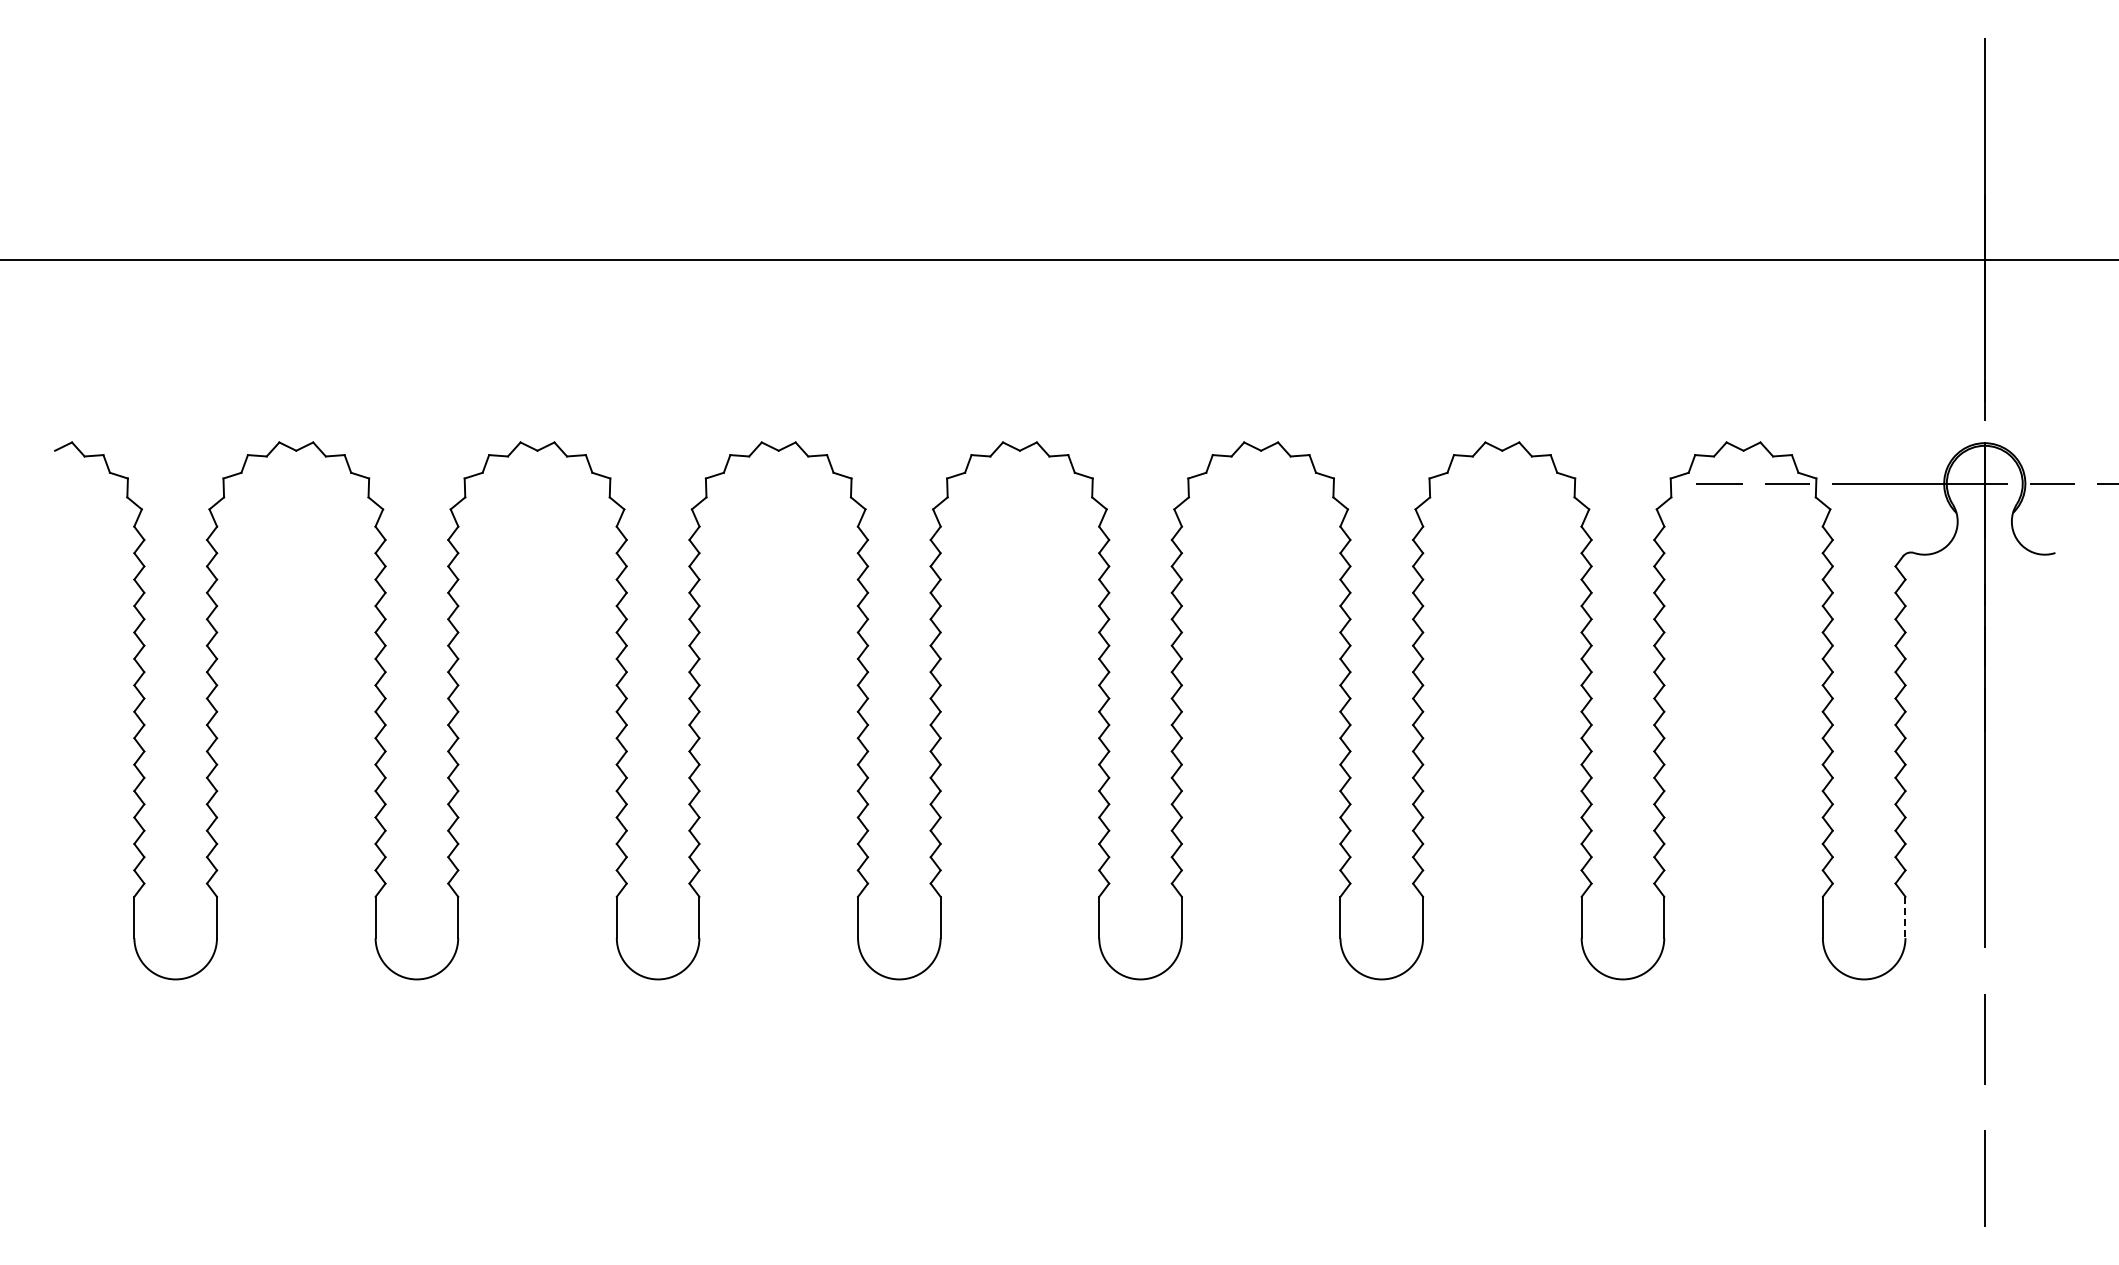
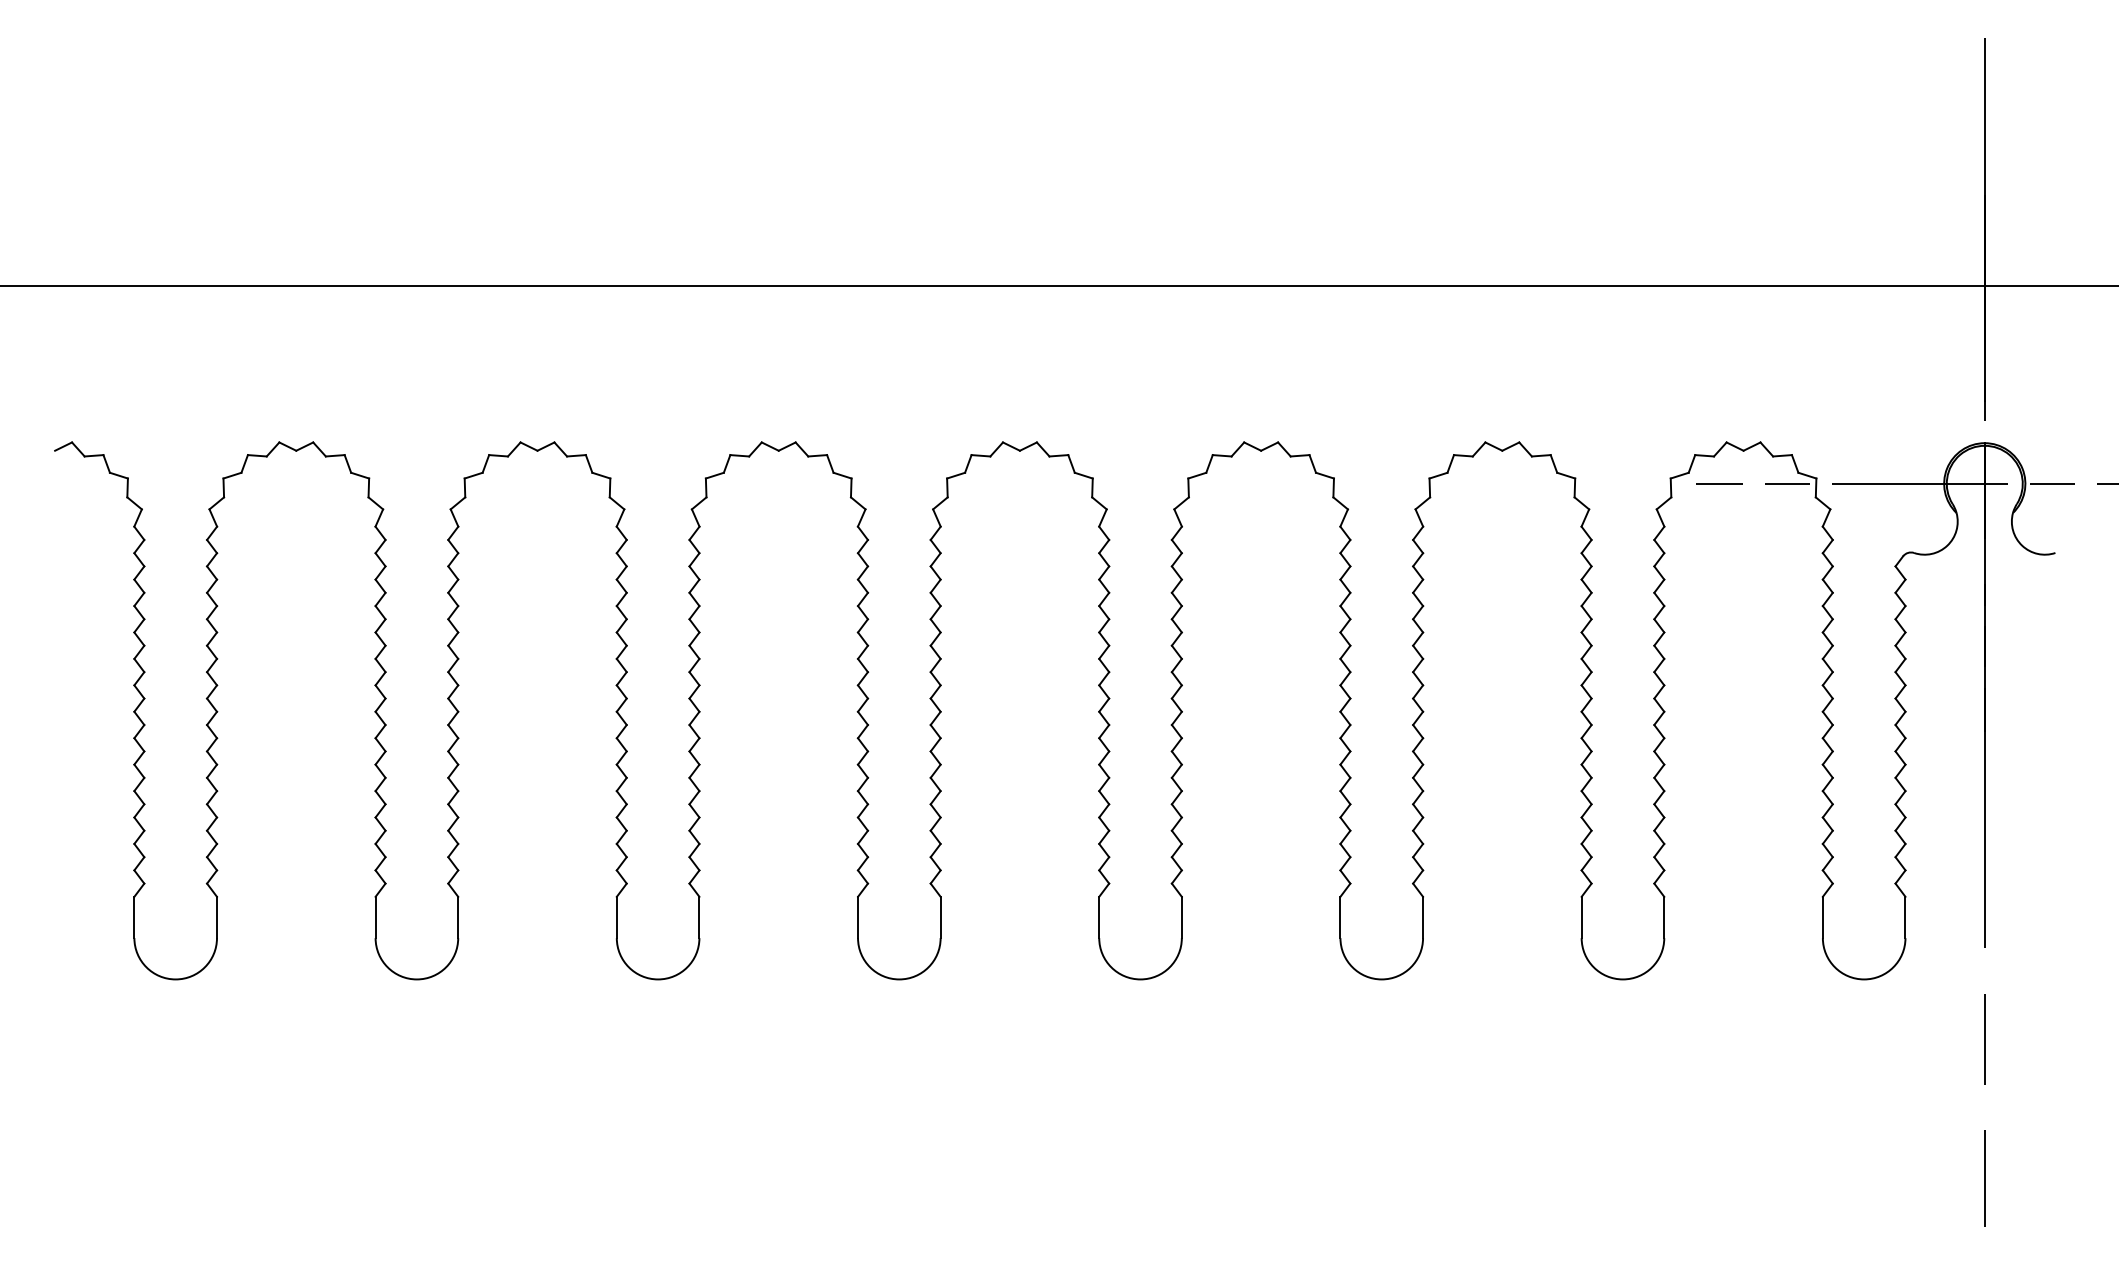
line position: (1058, 259) -> (1058, 285) (1058, 285)
line: dashed -> solid (1905, 917)
